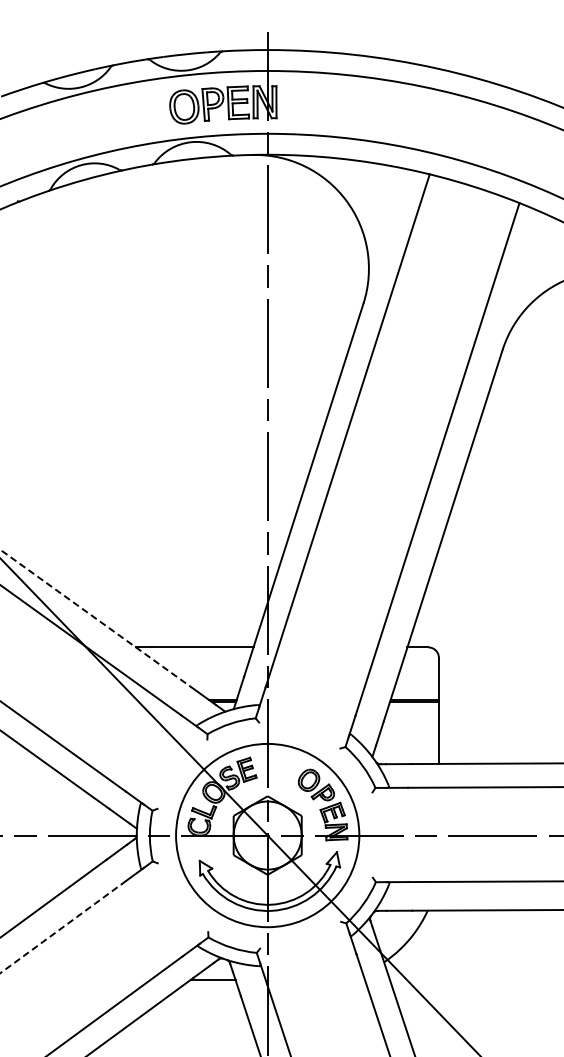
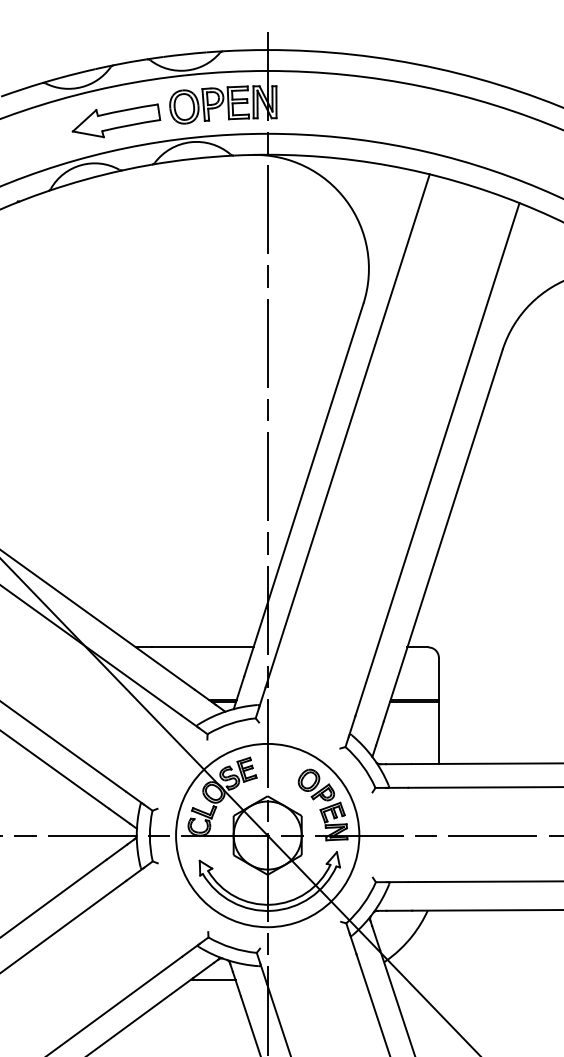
part: none -> present (116, 120)
line: dashed -> solid (97, 619)
line: dashed -> solid (63, 926)
